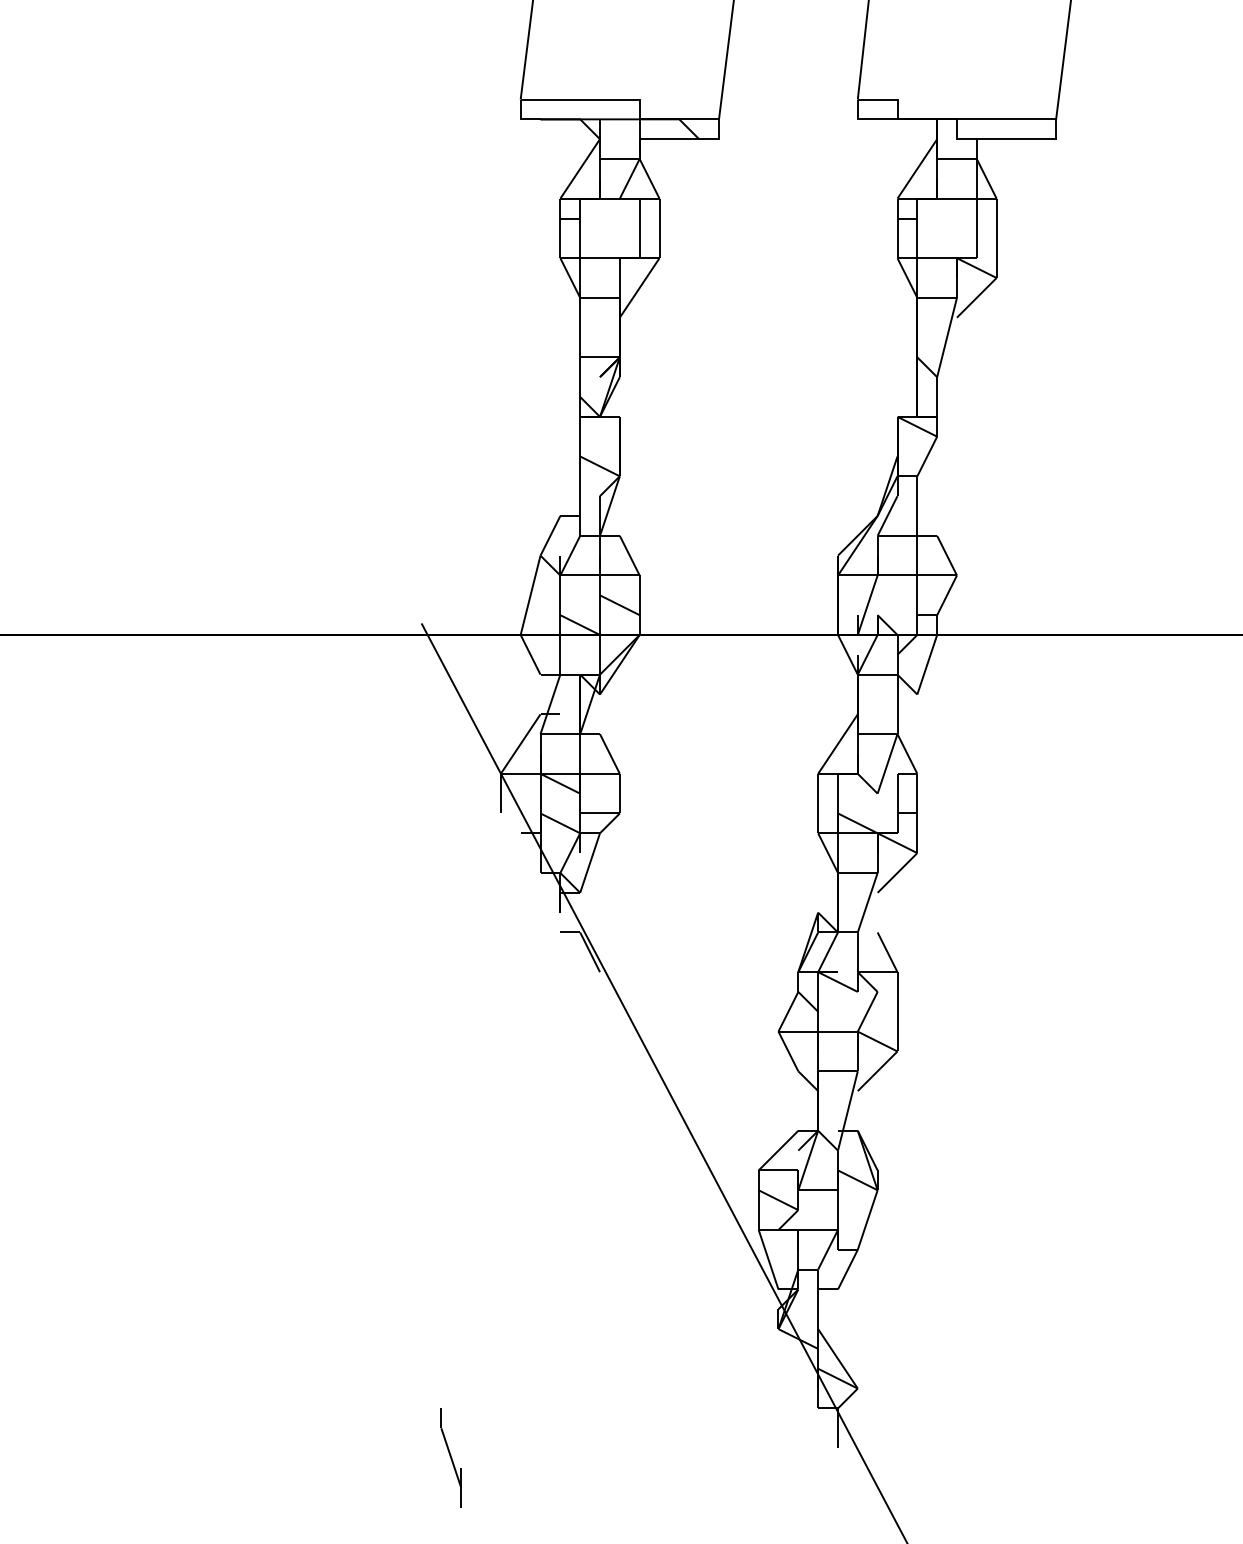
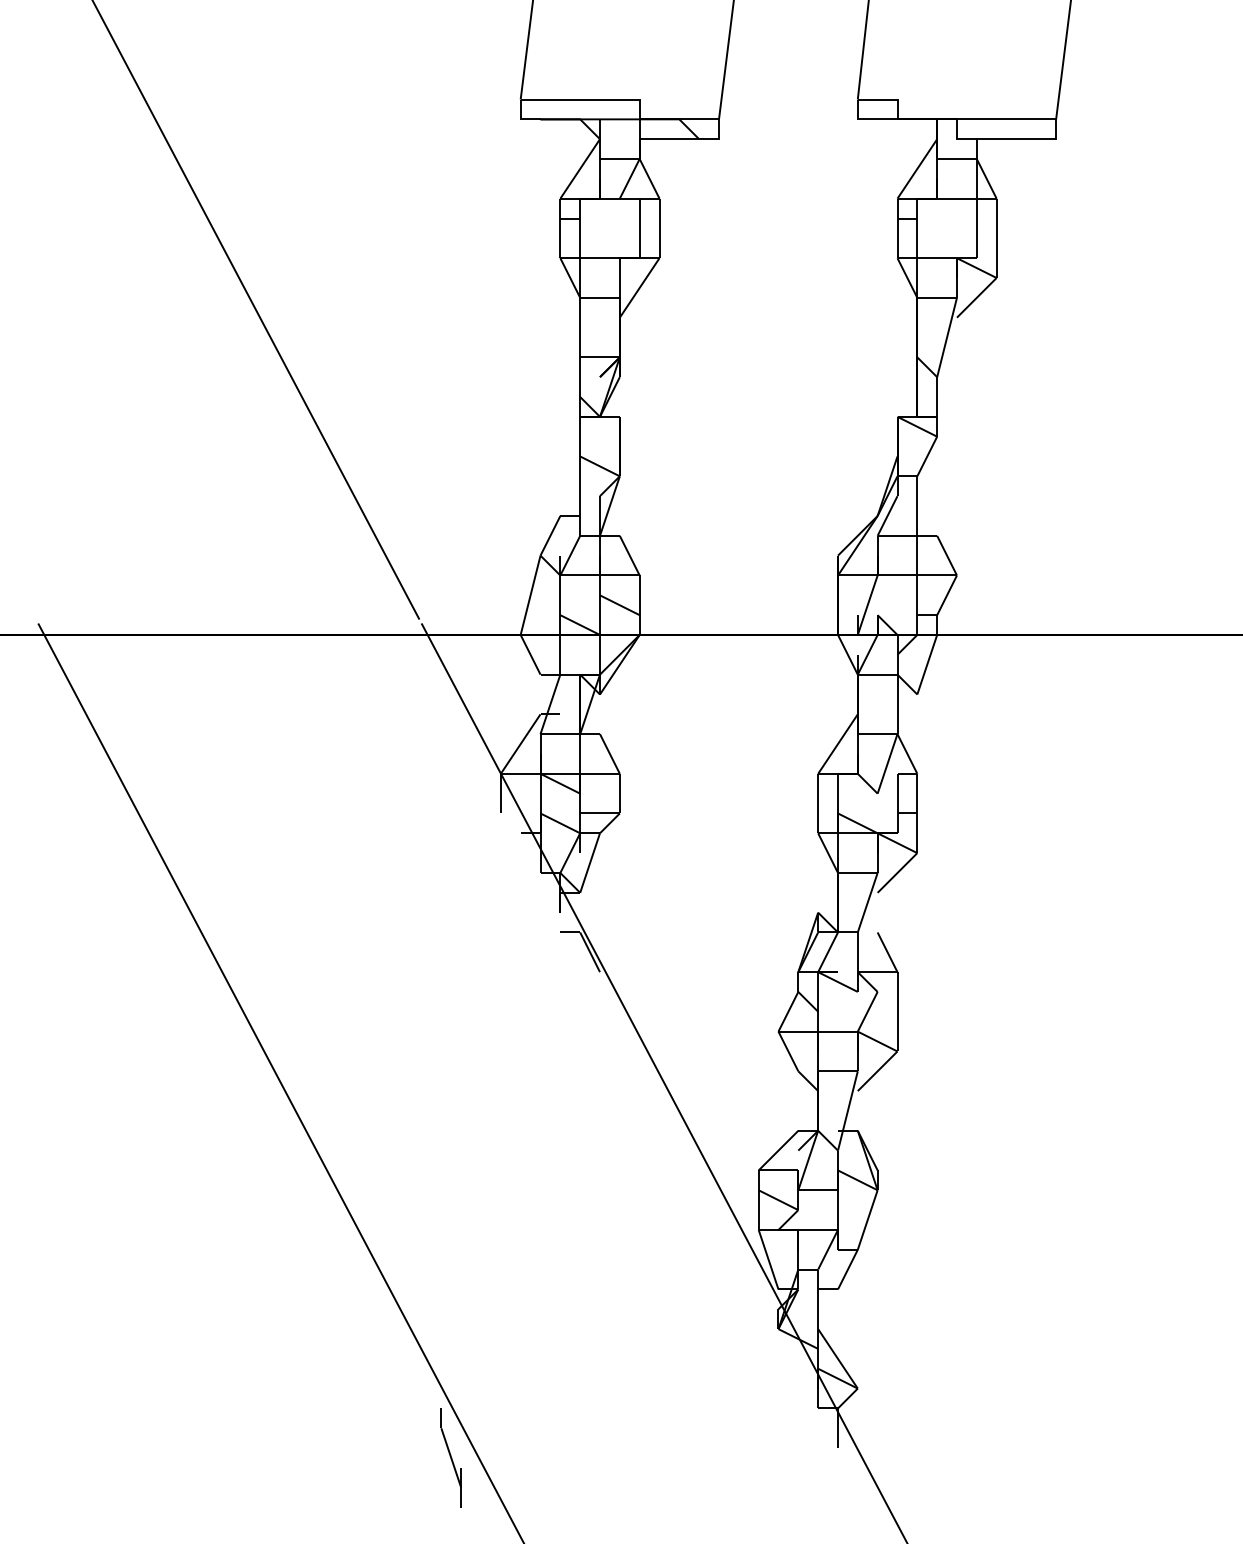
line: none -> present (256, 310)
line: none -> present (280, 1082)
